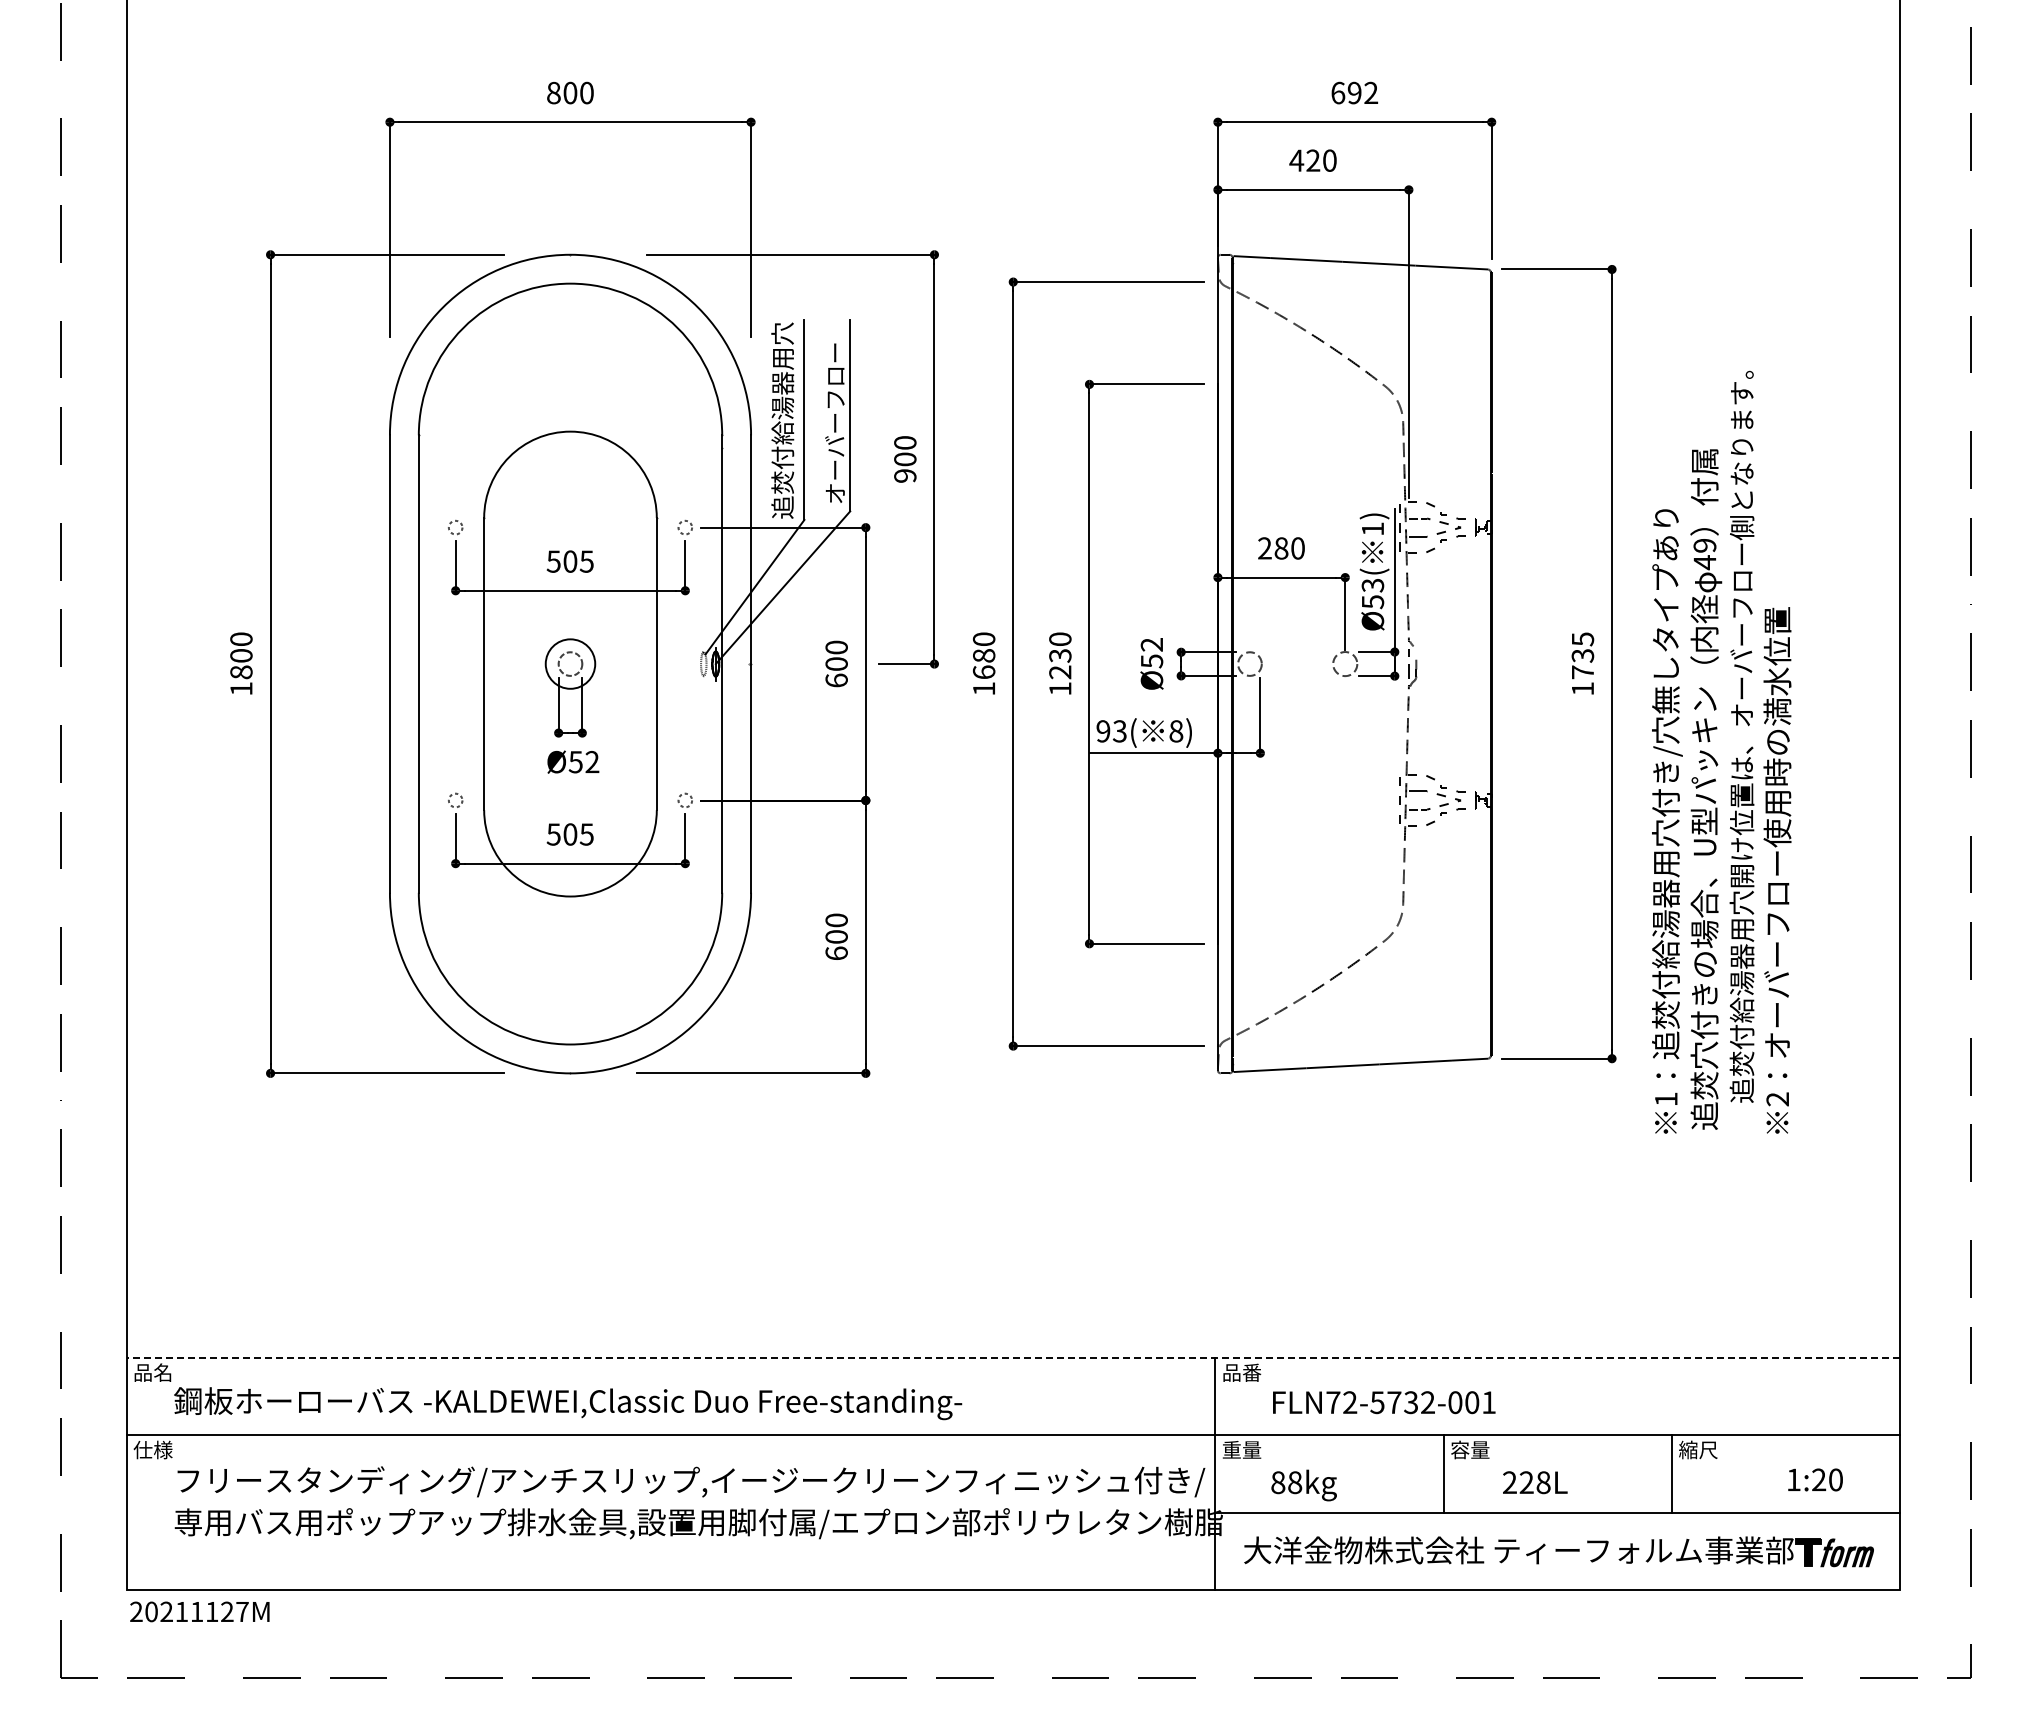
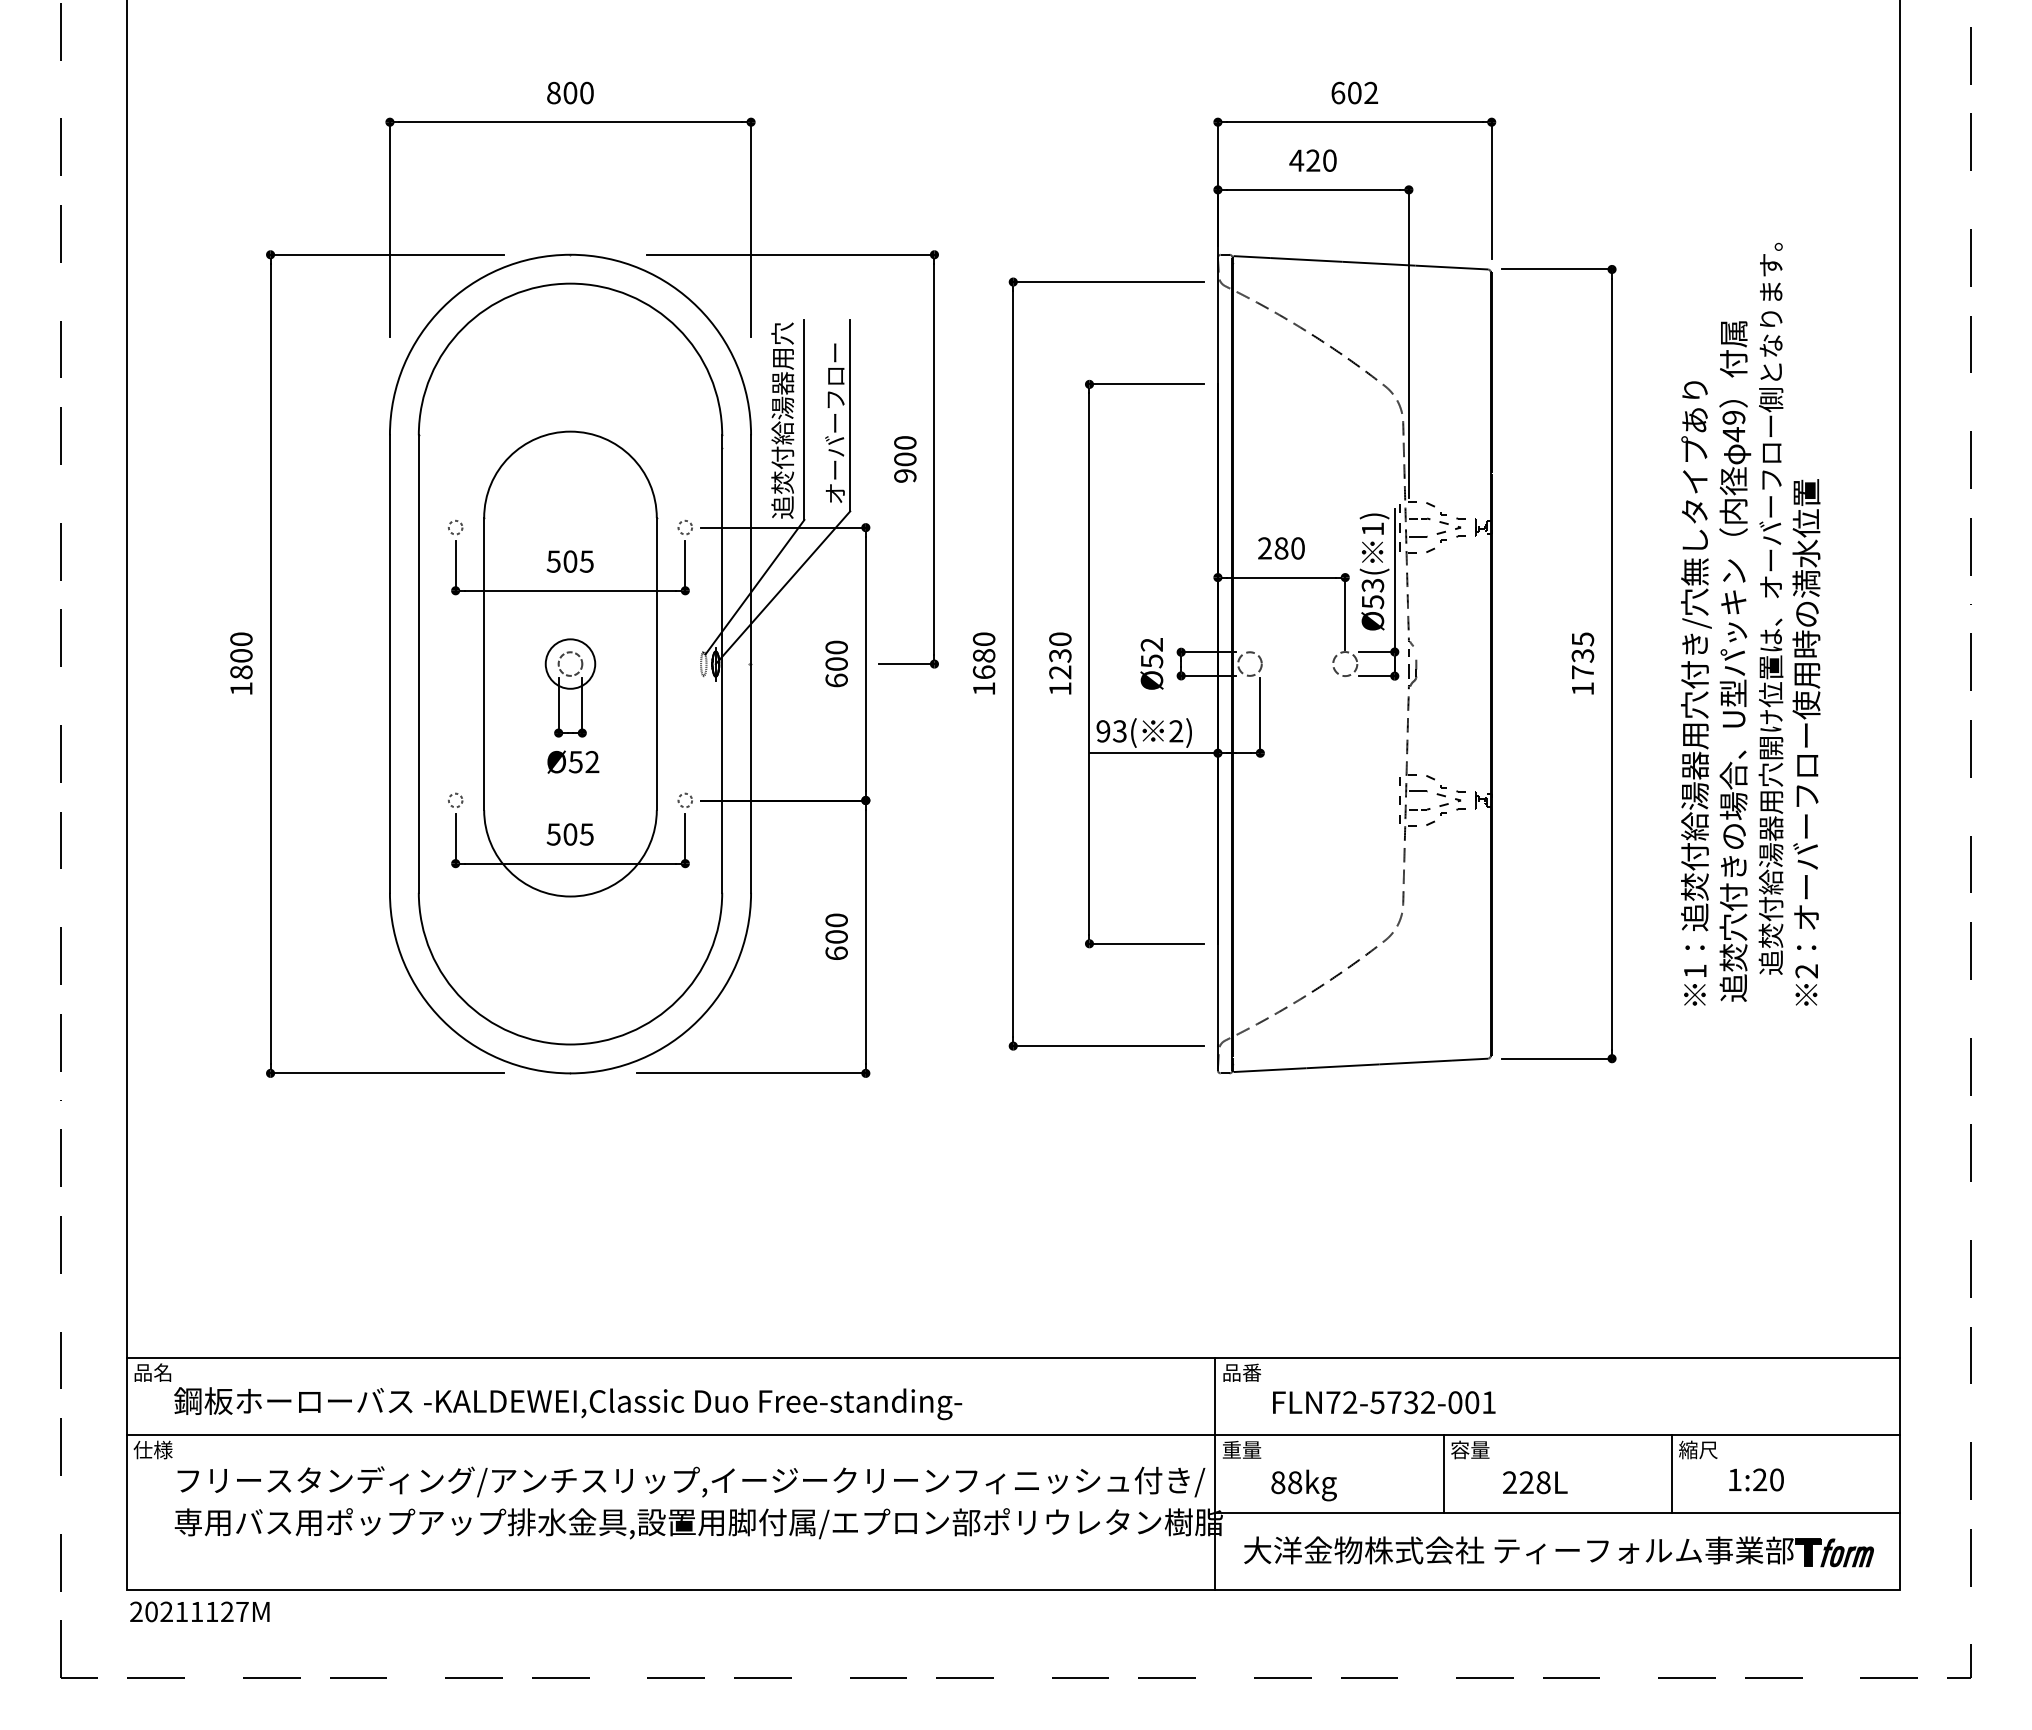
text: 692 -> 602 (1354, 93)
text: 8) -> 2) (1176, 731)
text position: (1721, 751) -> (1750, 623) (1750, 623)
line: dashed -> solid (1013, 1357)
text position: (1815, 1479) -> (1756, 1479) (1756, 1479)
